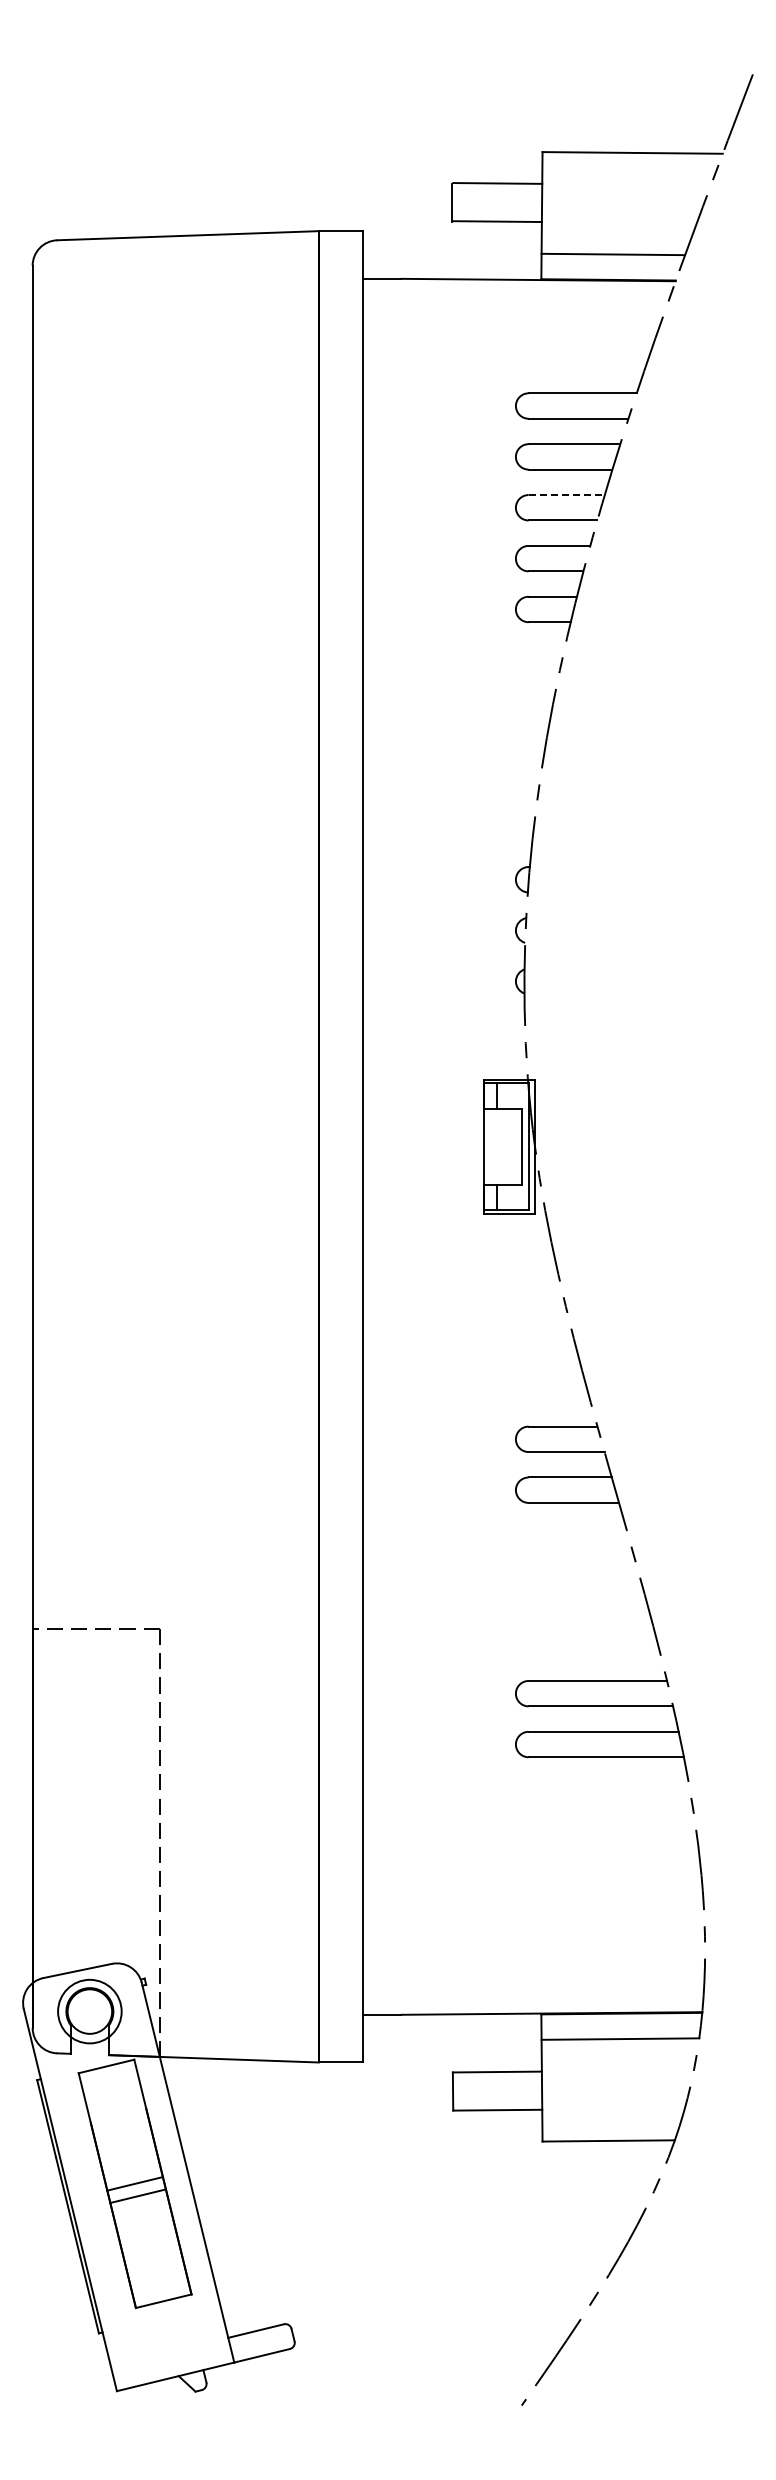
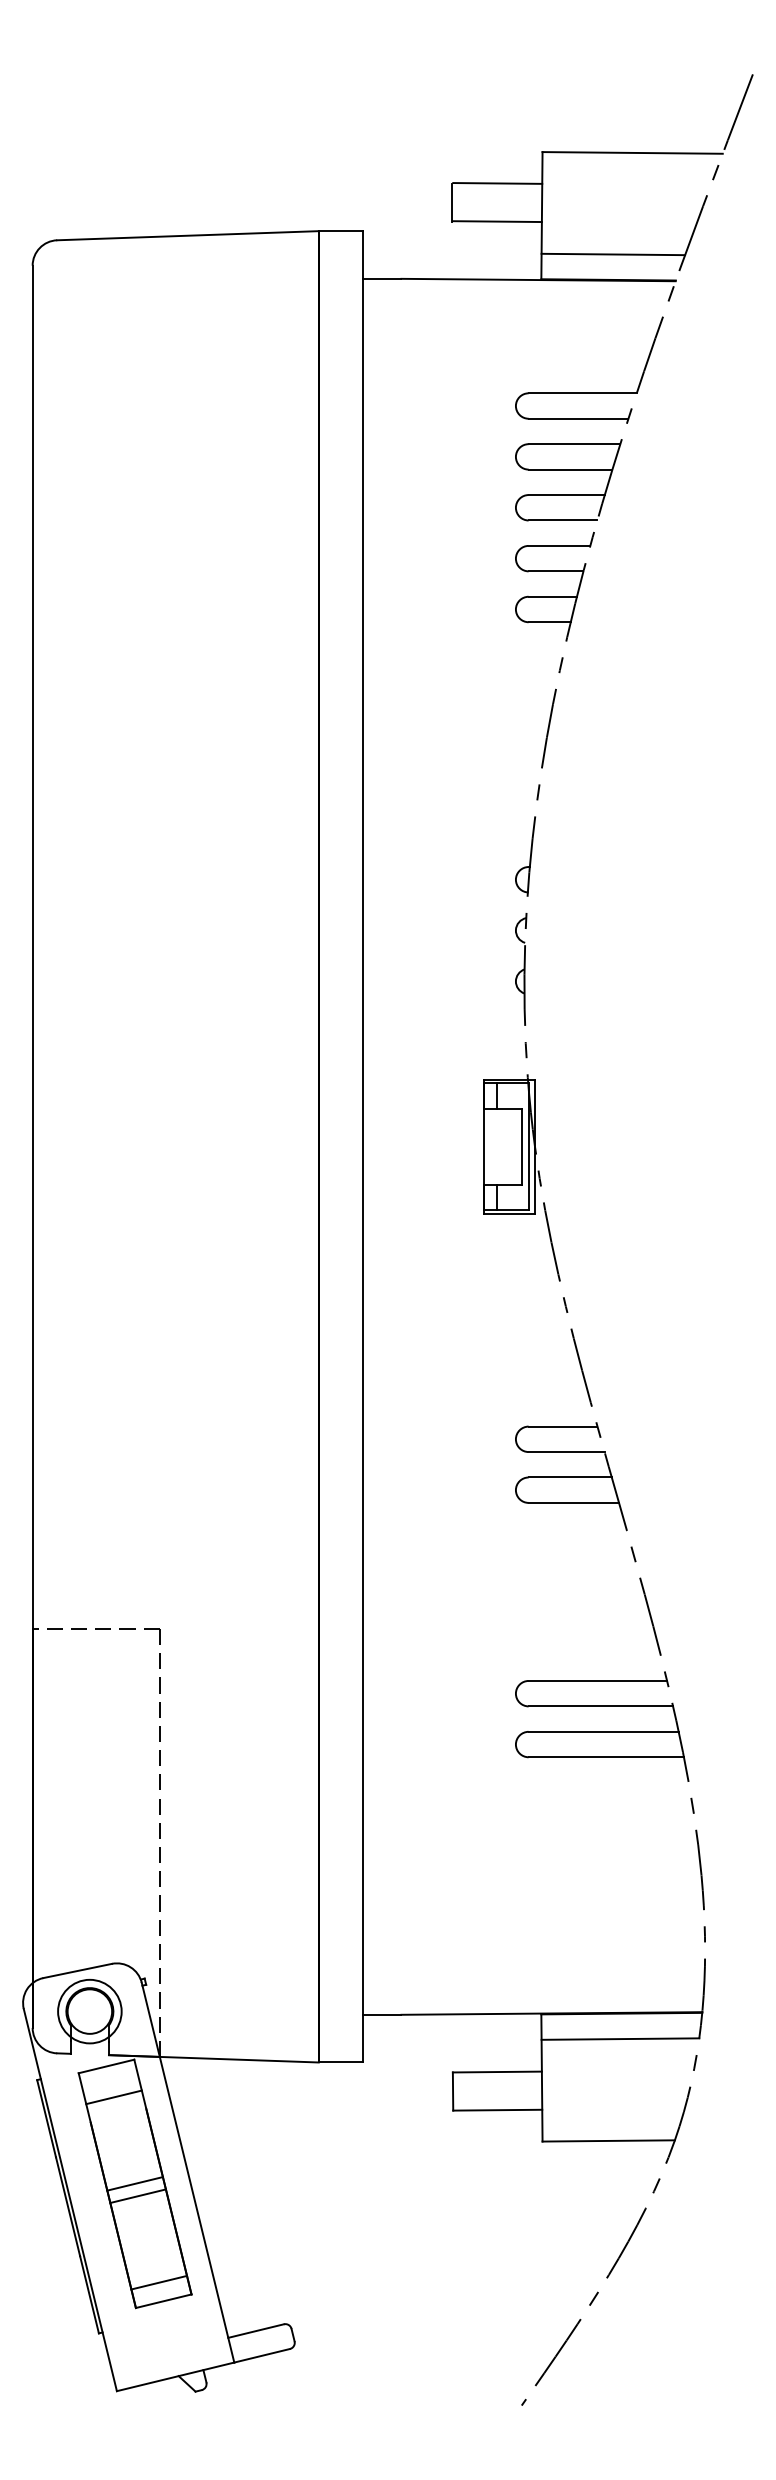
line: dashed -> solid (567, 495)
line: none -> present (113, 2097)
line: none -> present (159, 2282)
